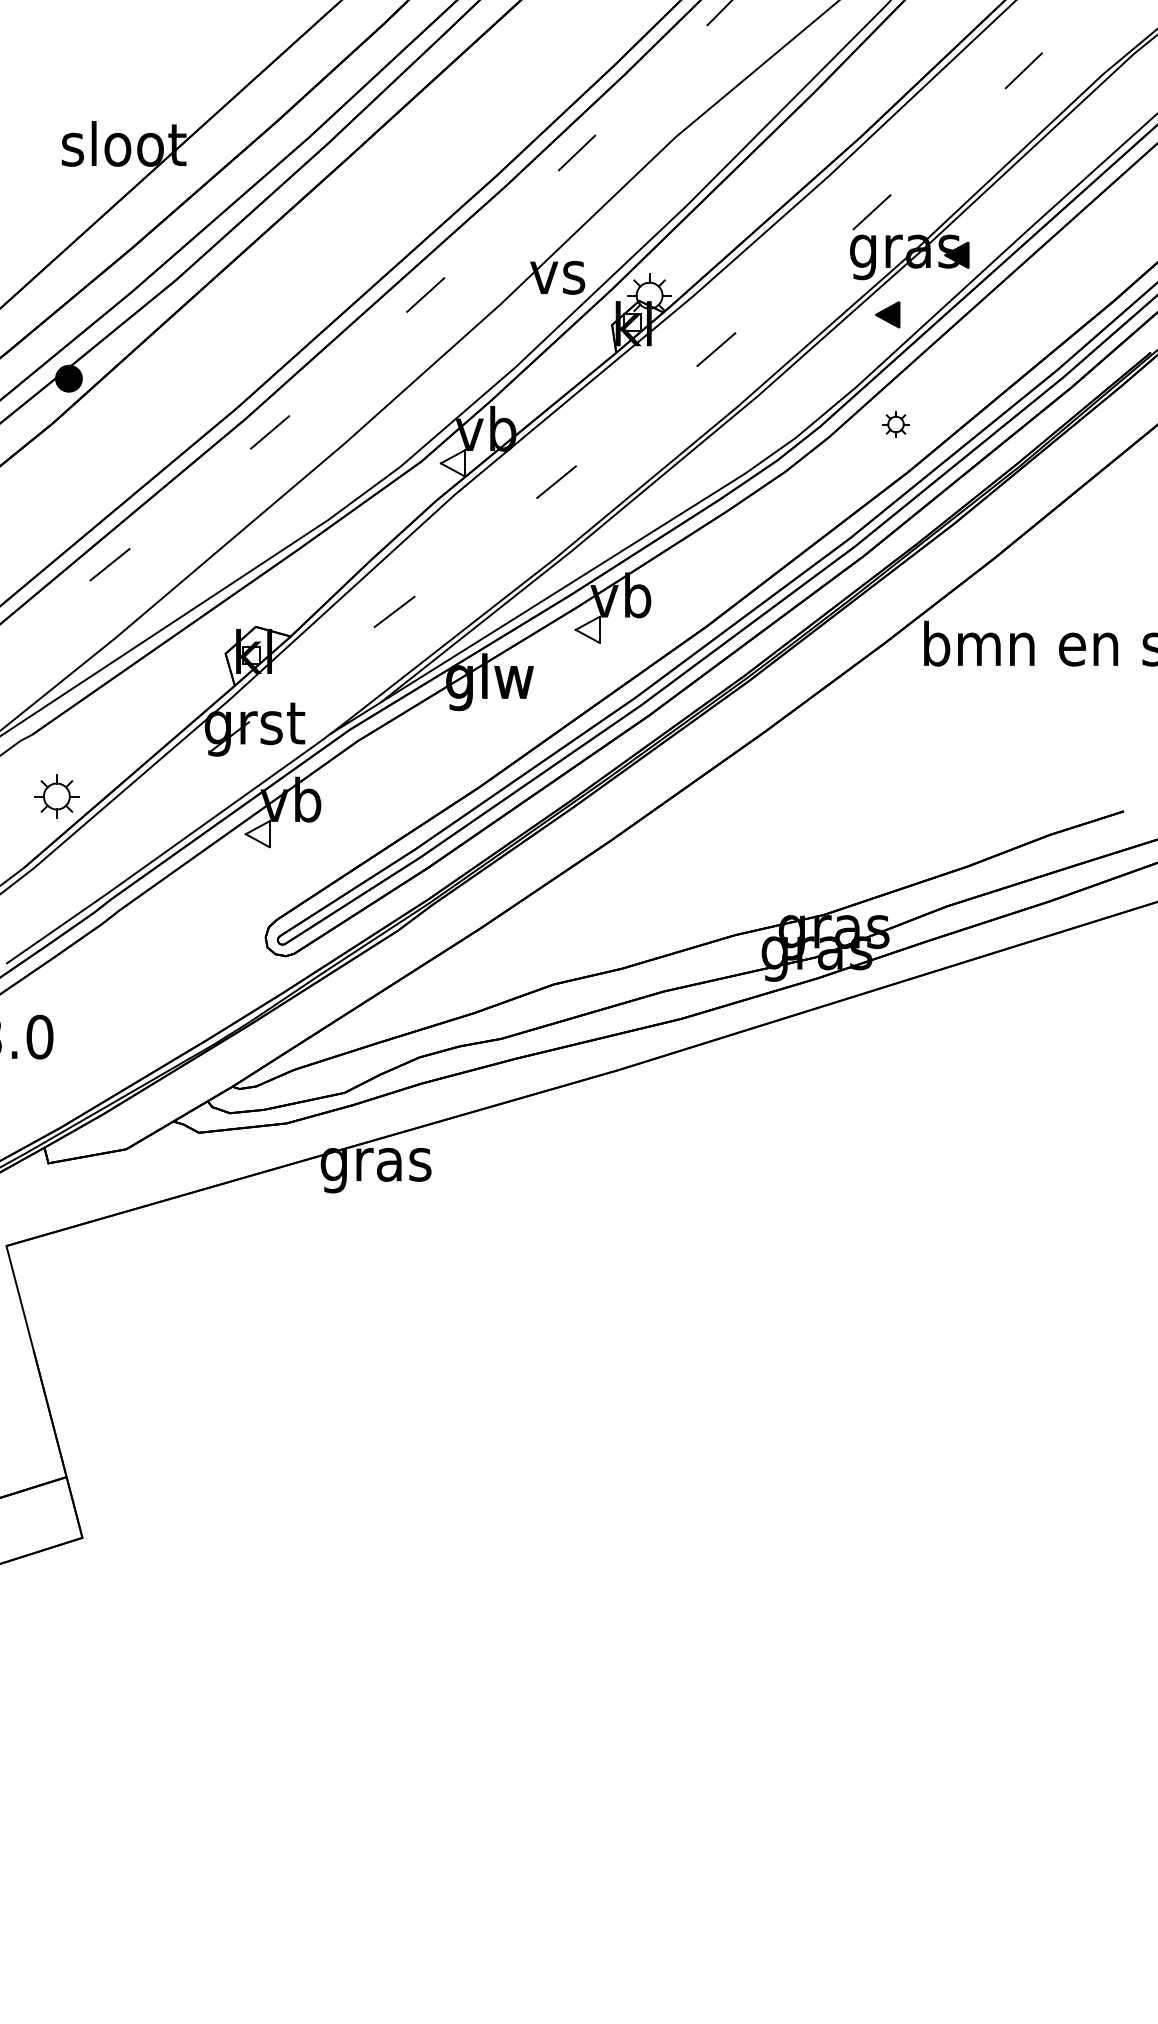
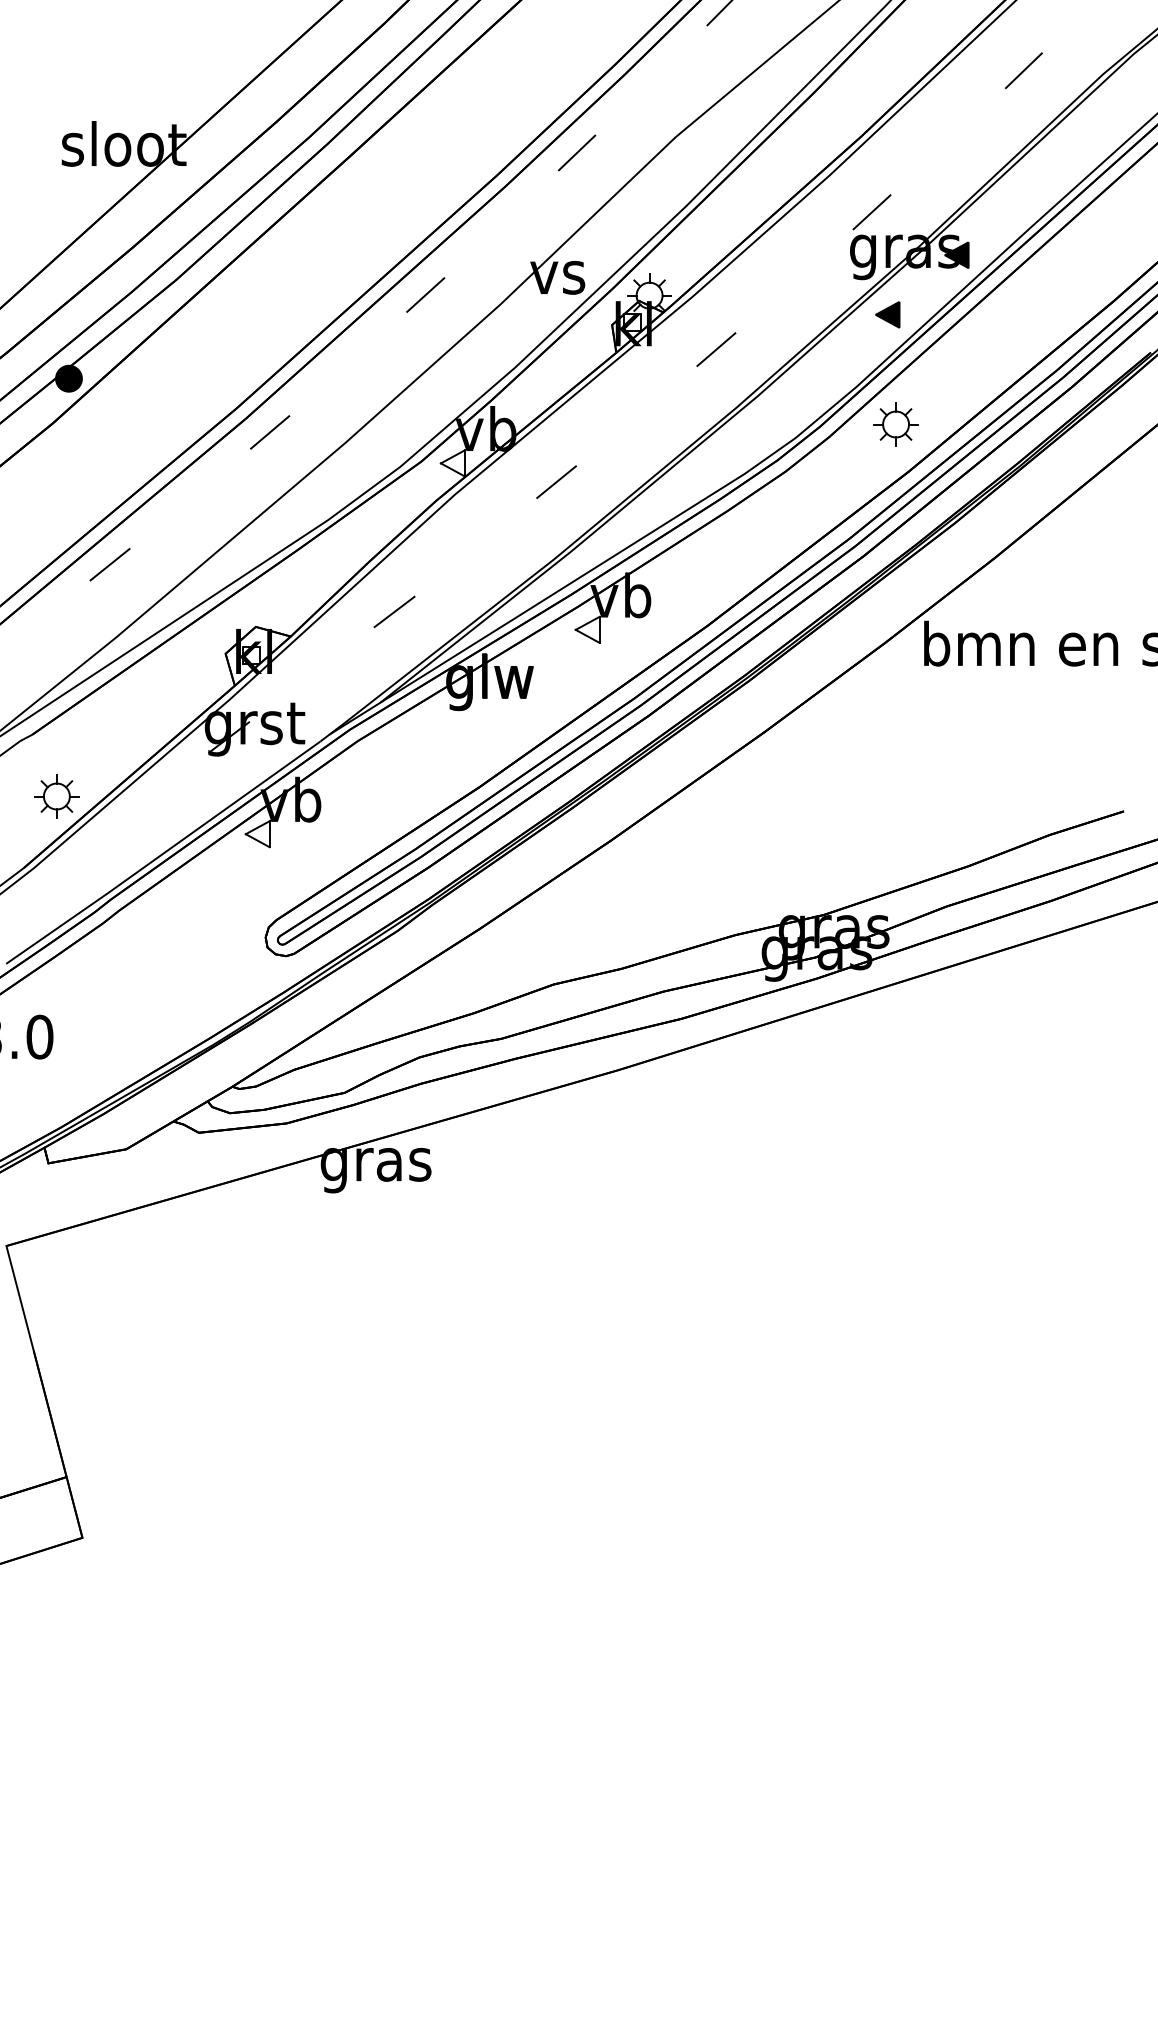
part size: 28x27 px -> 46x45 px (895, 424)
